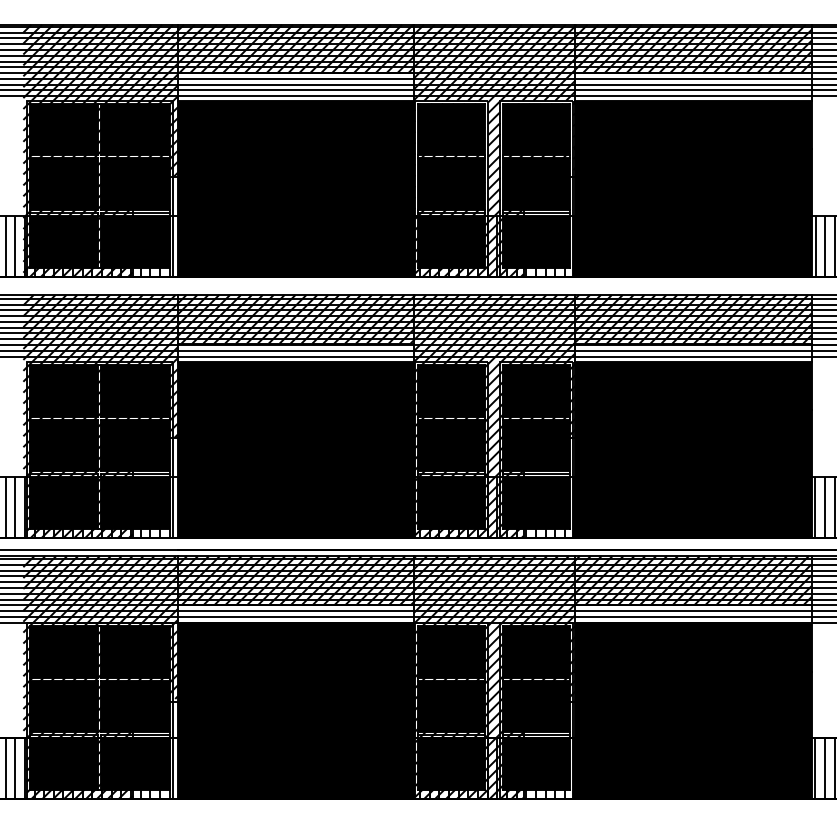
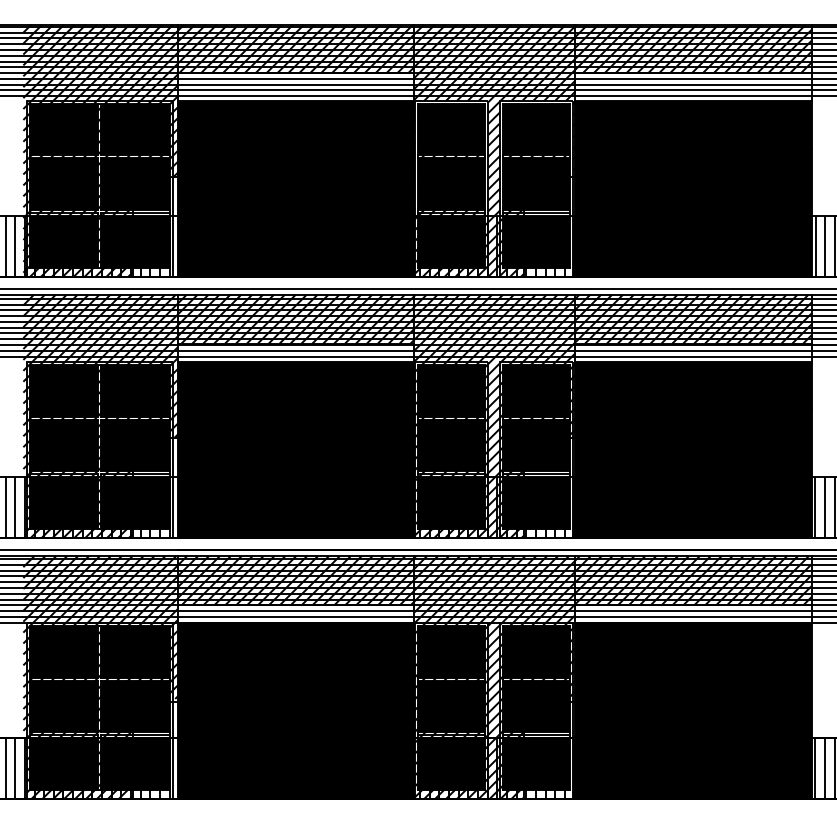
line: none -> present (417, 289)
